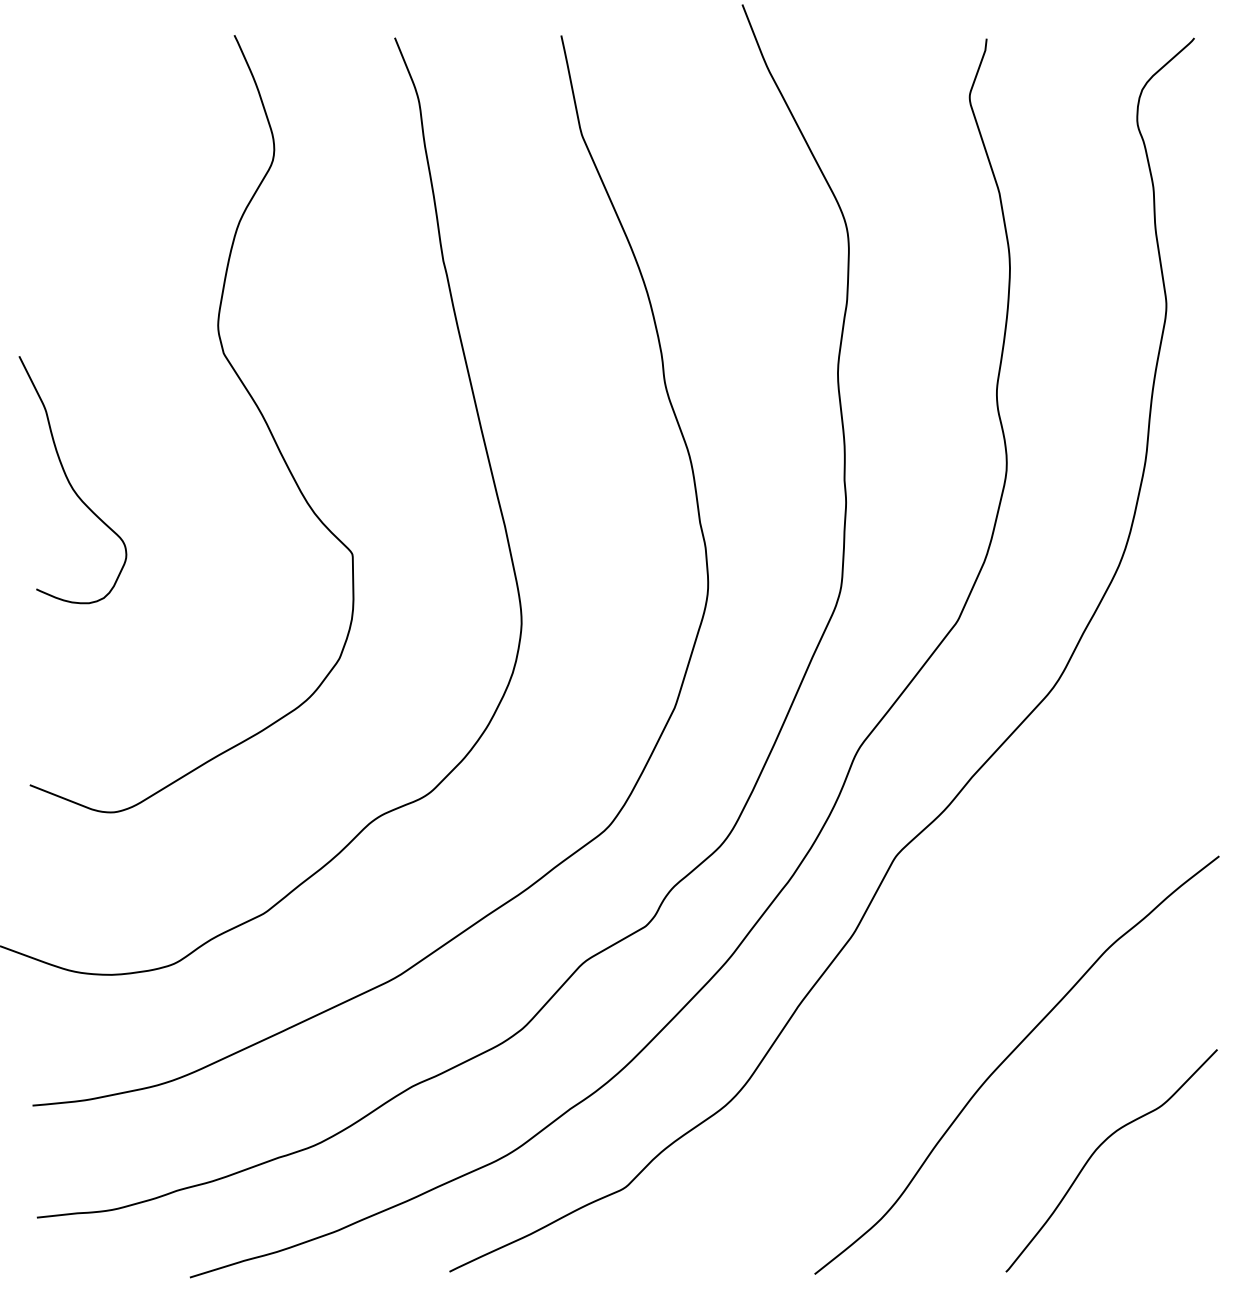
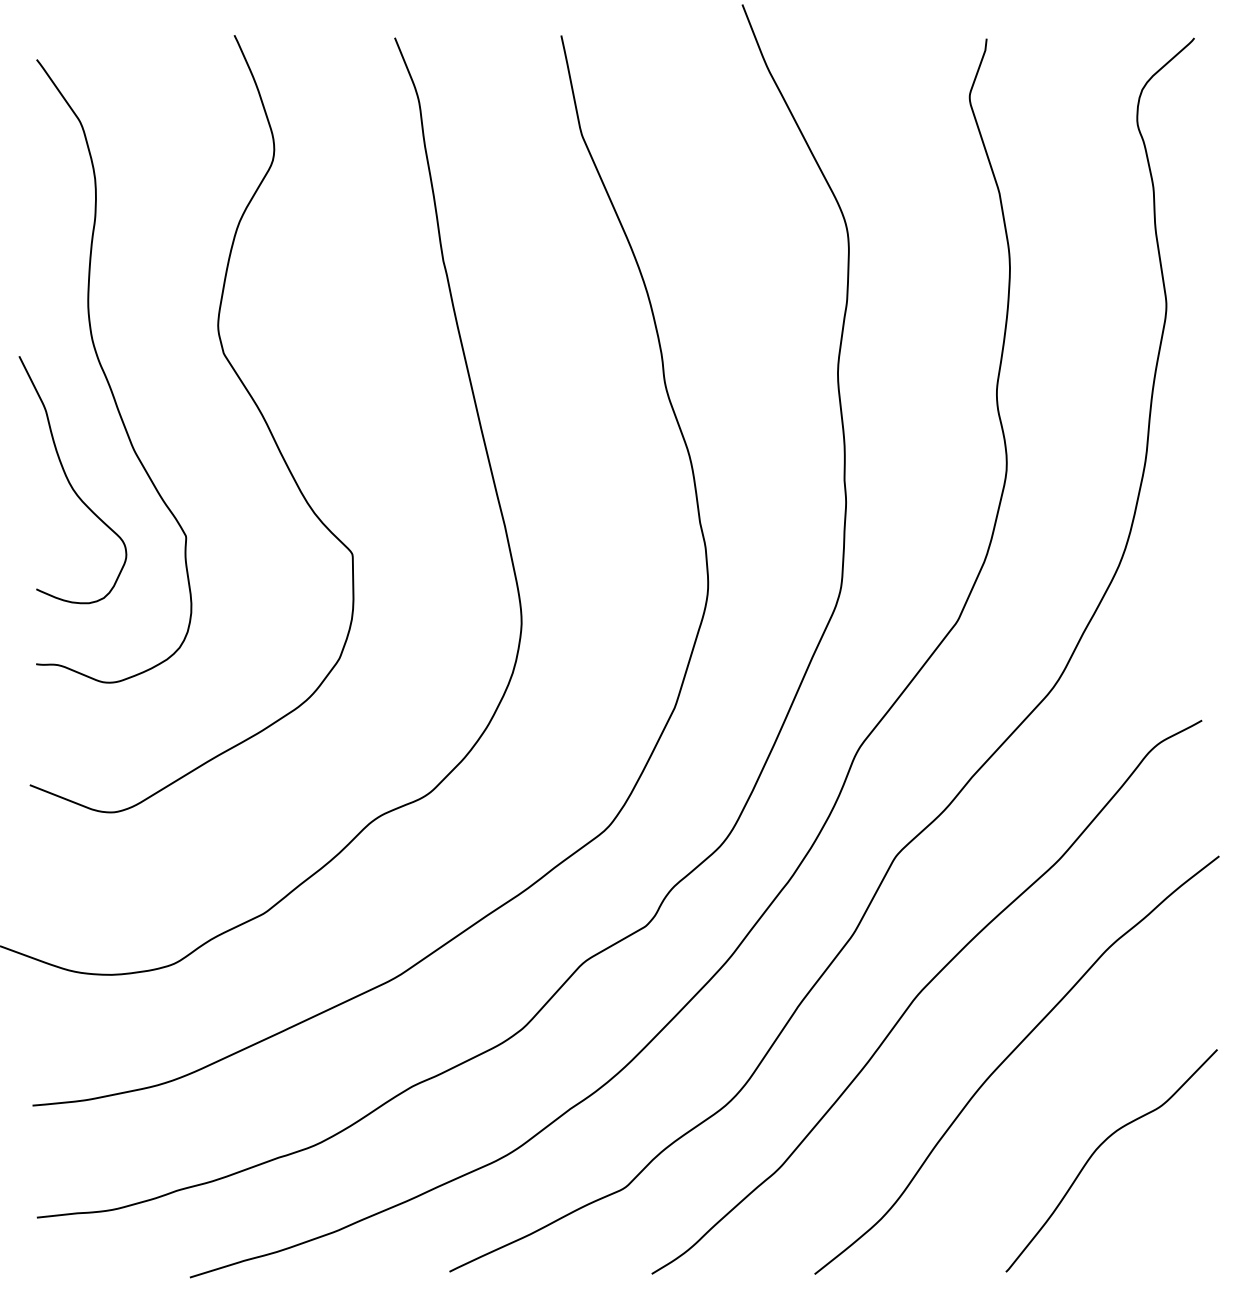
curve: none -> present (106, 375)
curve: none -> present (922, 991)
